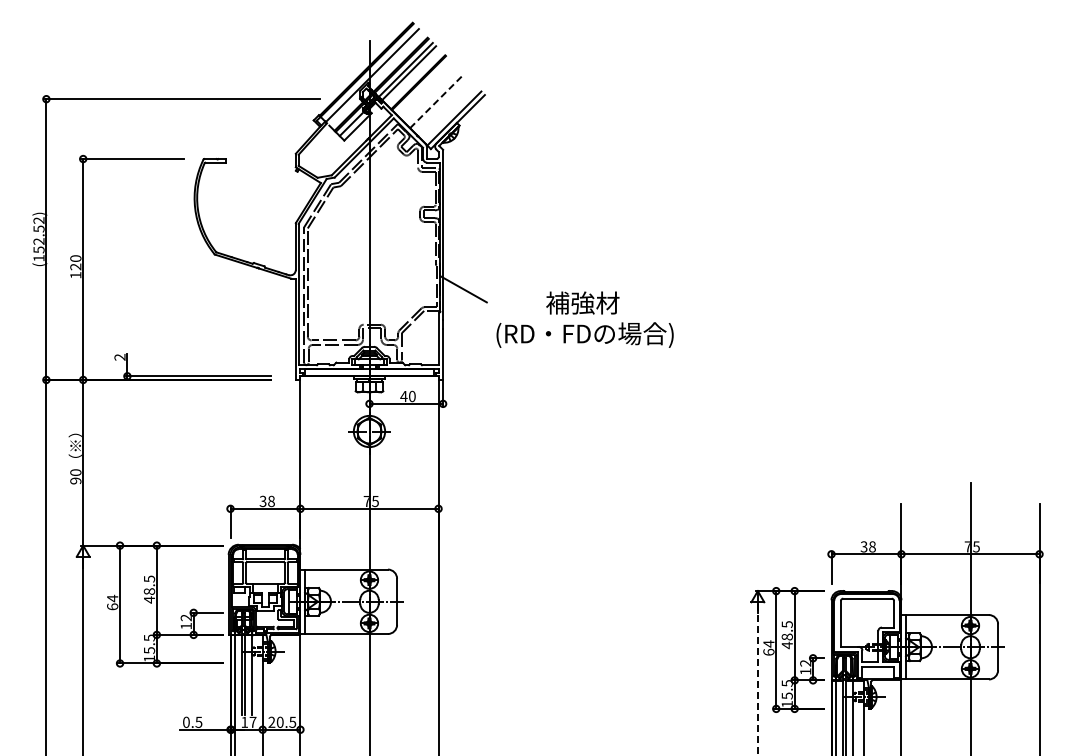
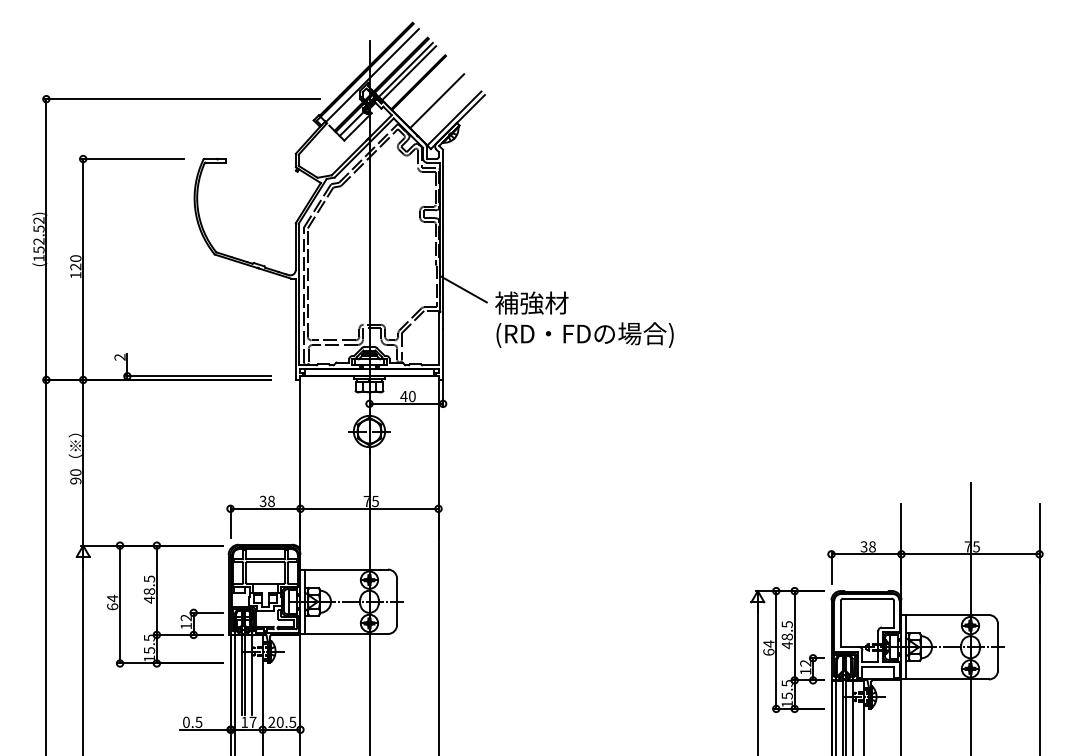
line: dashed -> solid (437, 100)
text position: (582, 302) -> (531, 302) (531, 302)
line: dashed -> solid (757, 679)
